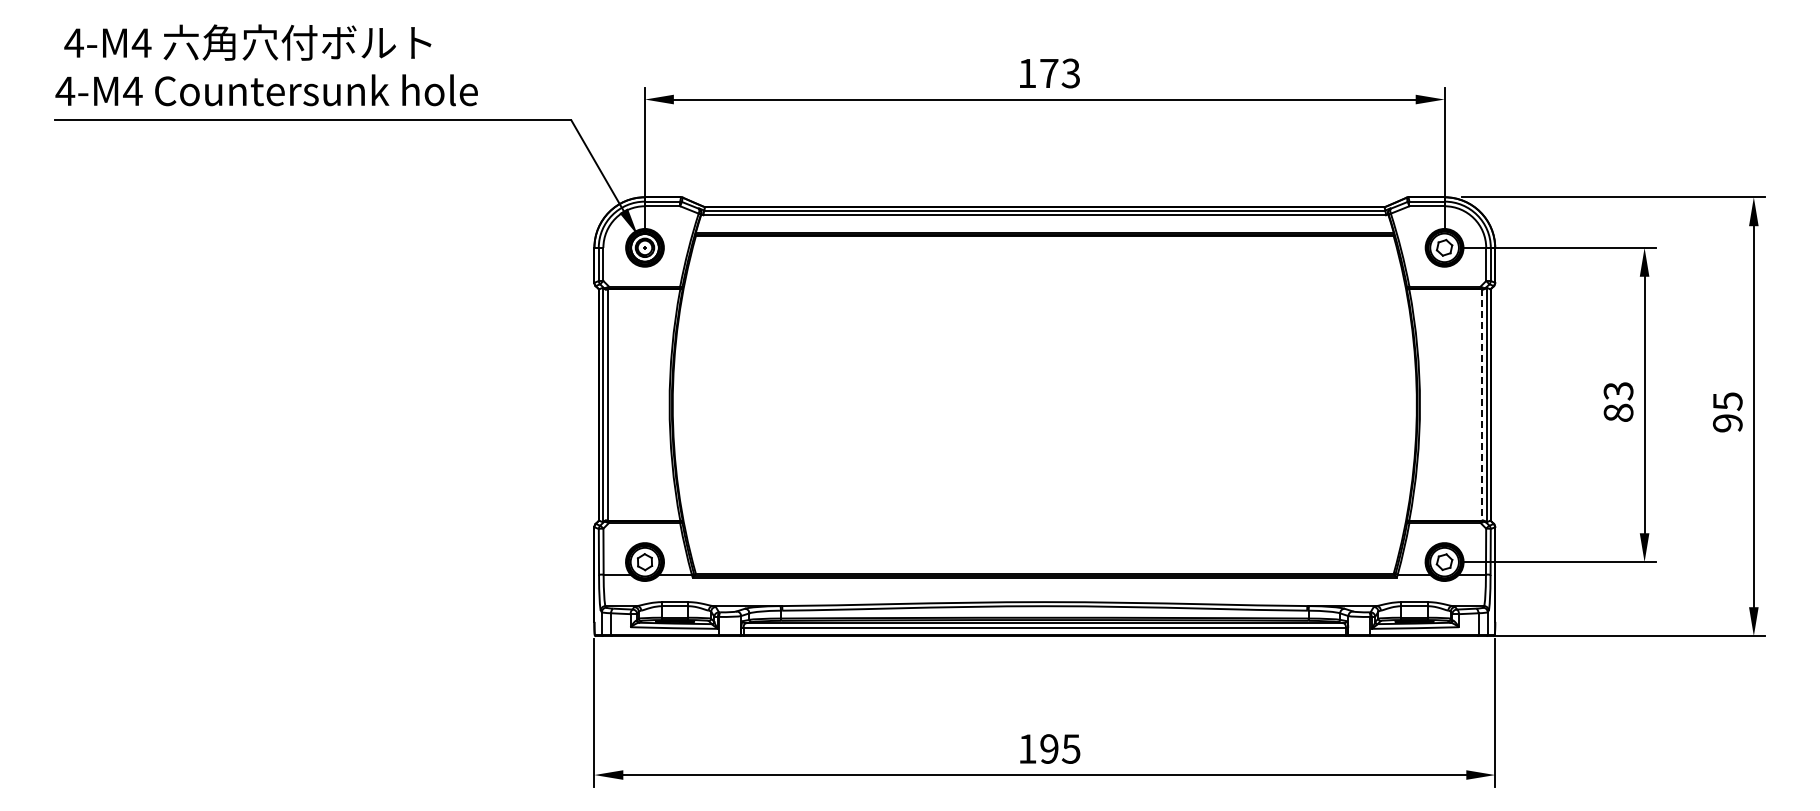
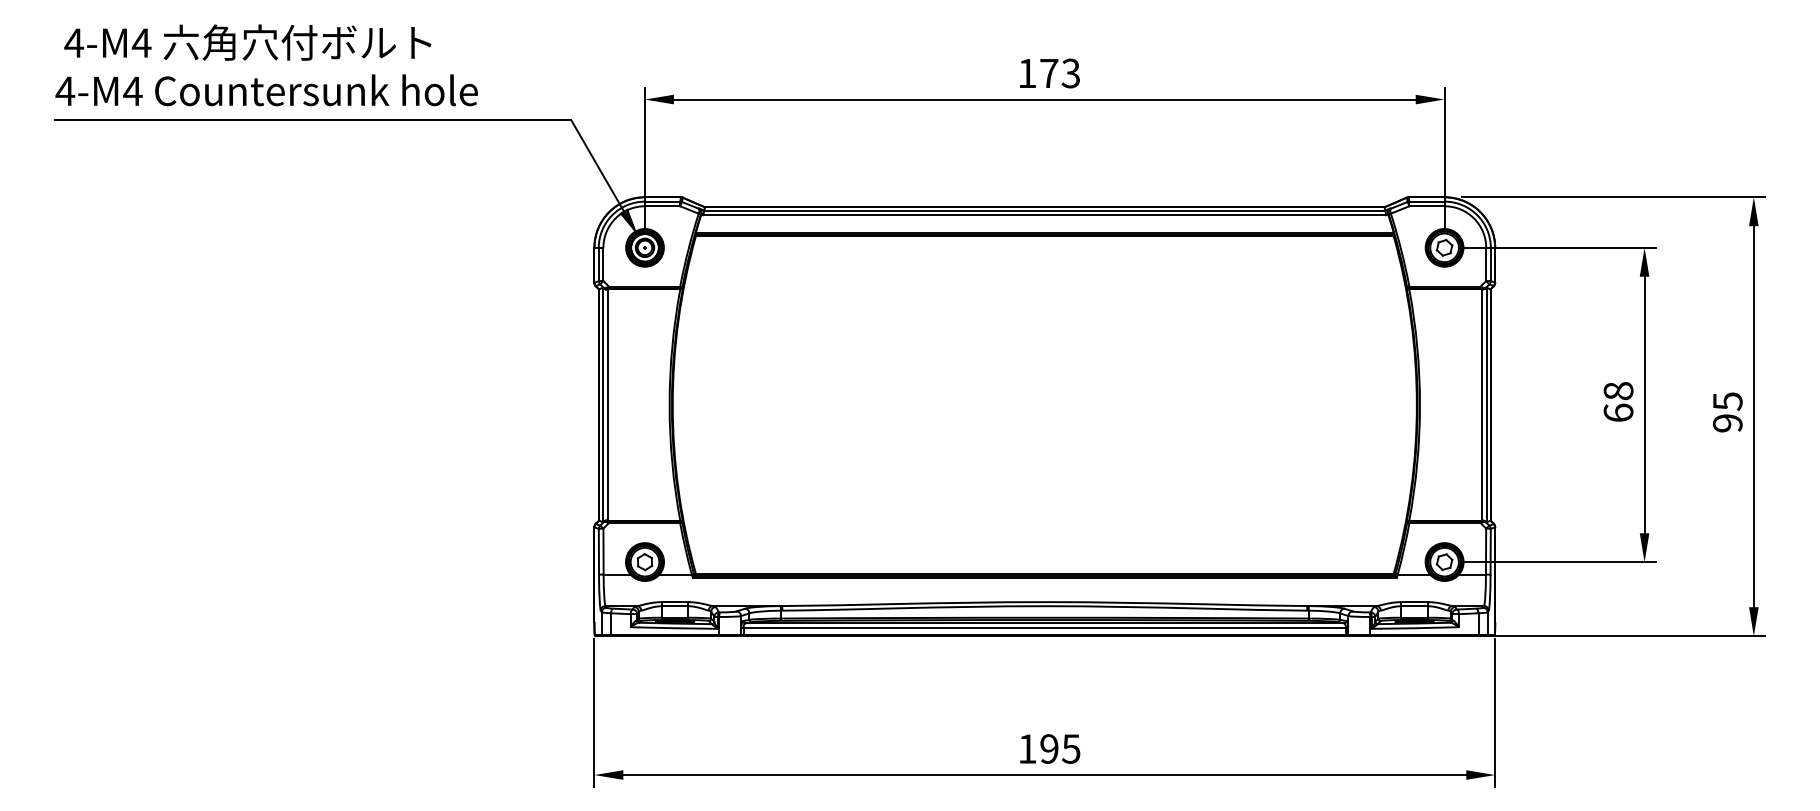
text: 83 -> 68 (1618, 401)
line: dashed -> solid (1481, 405)
